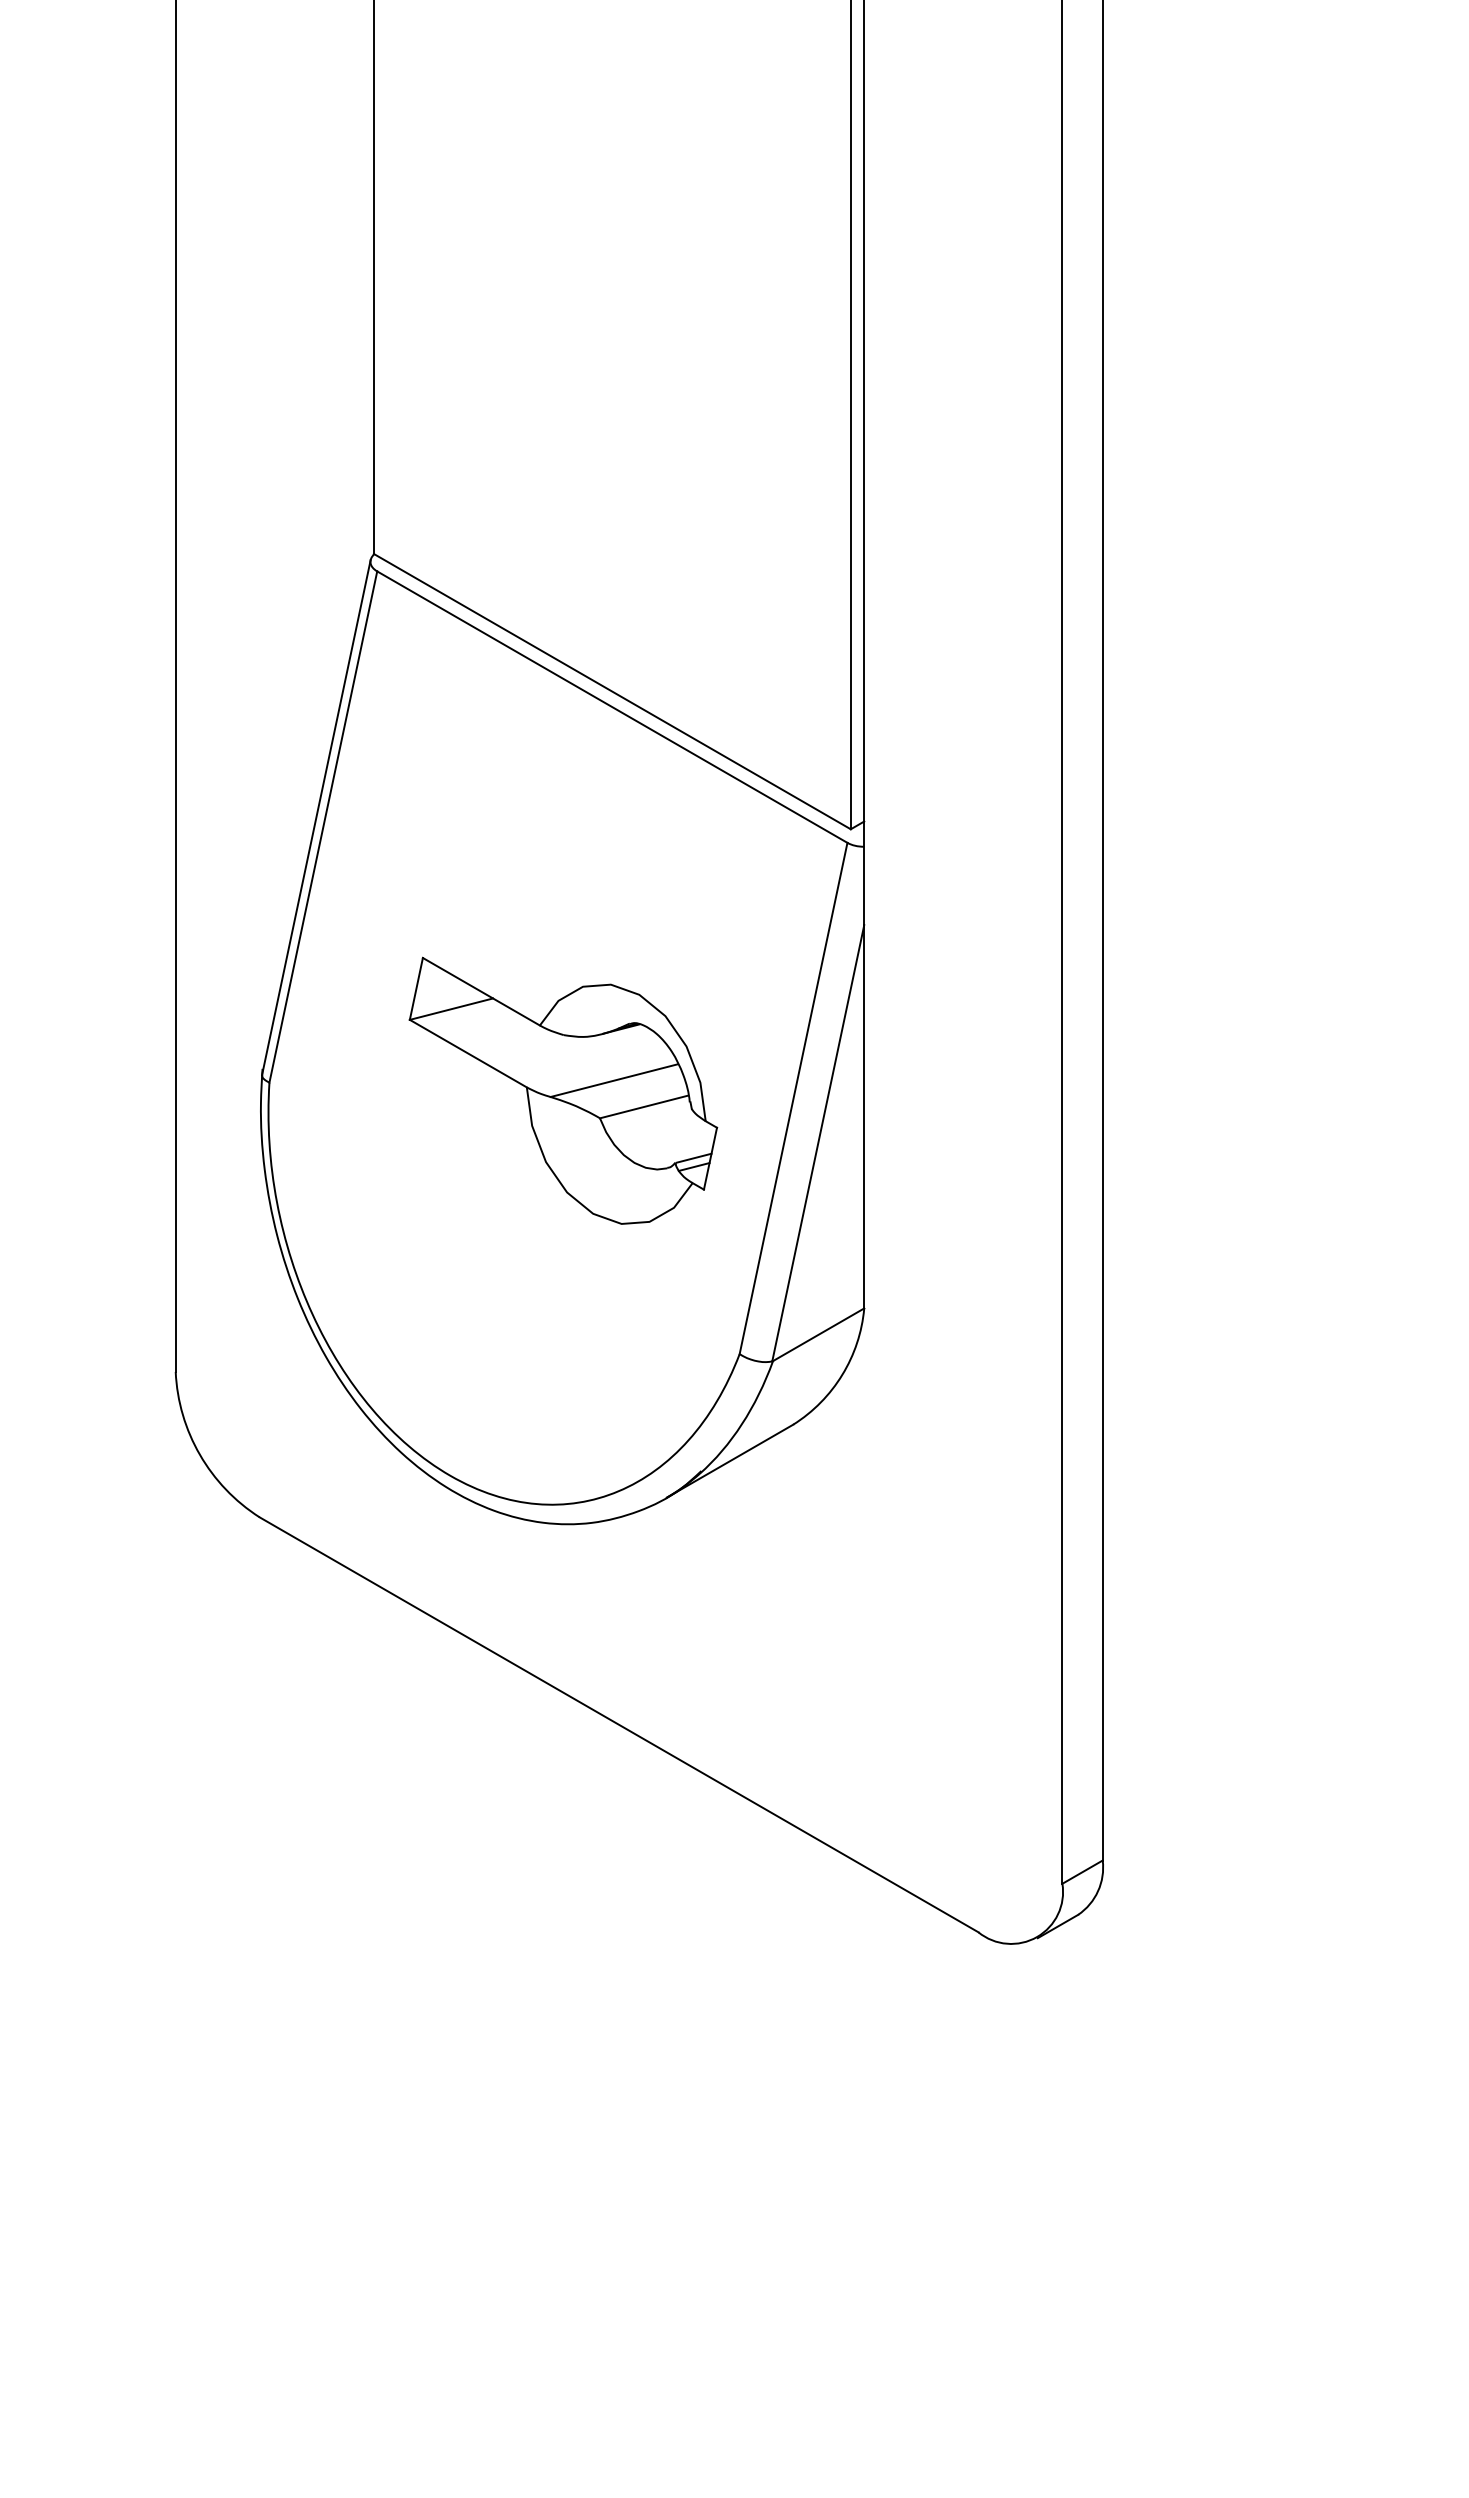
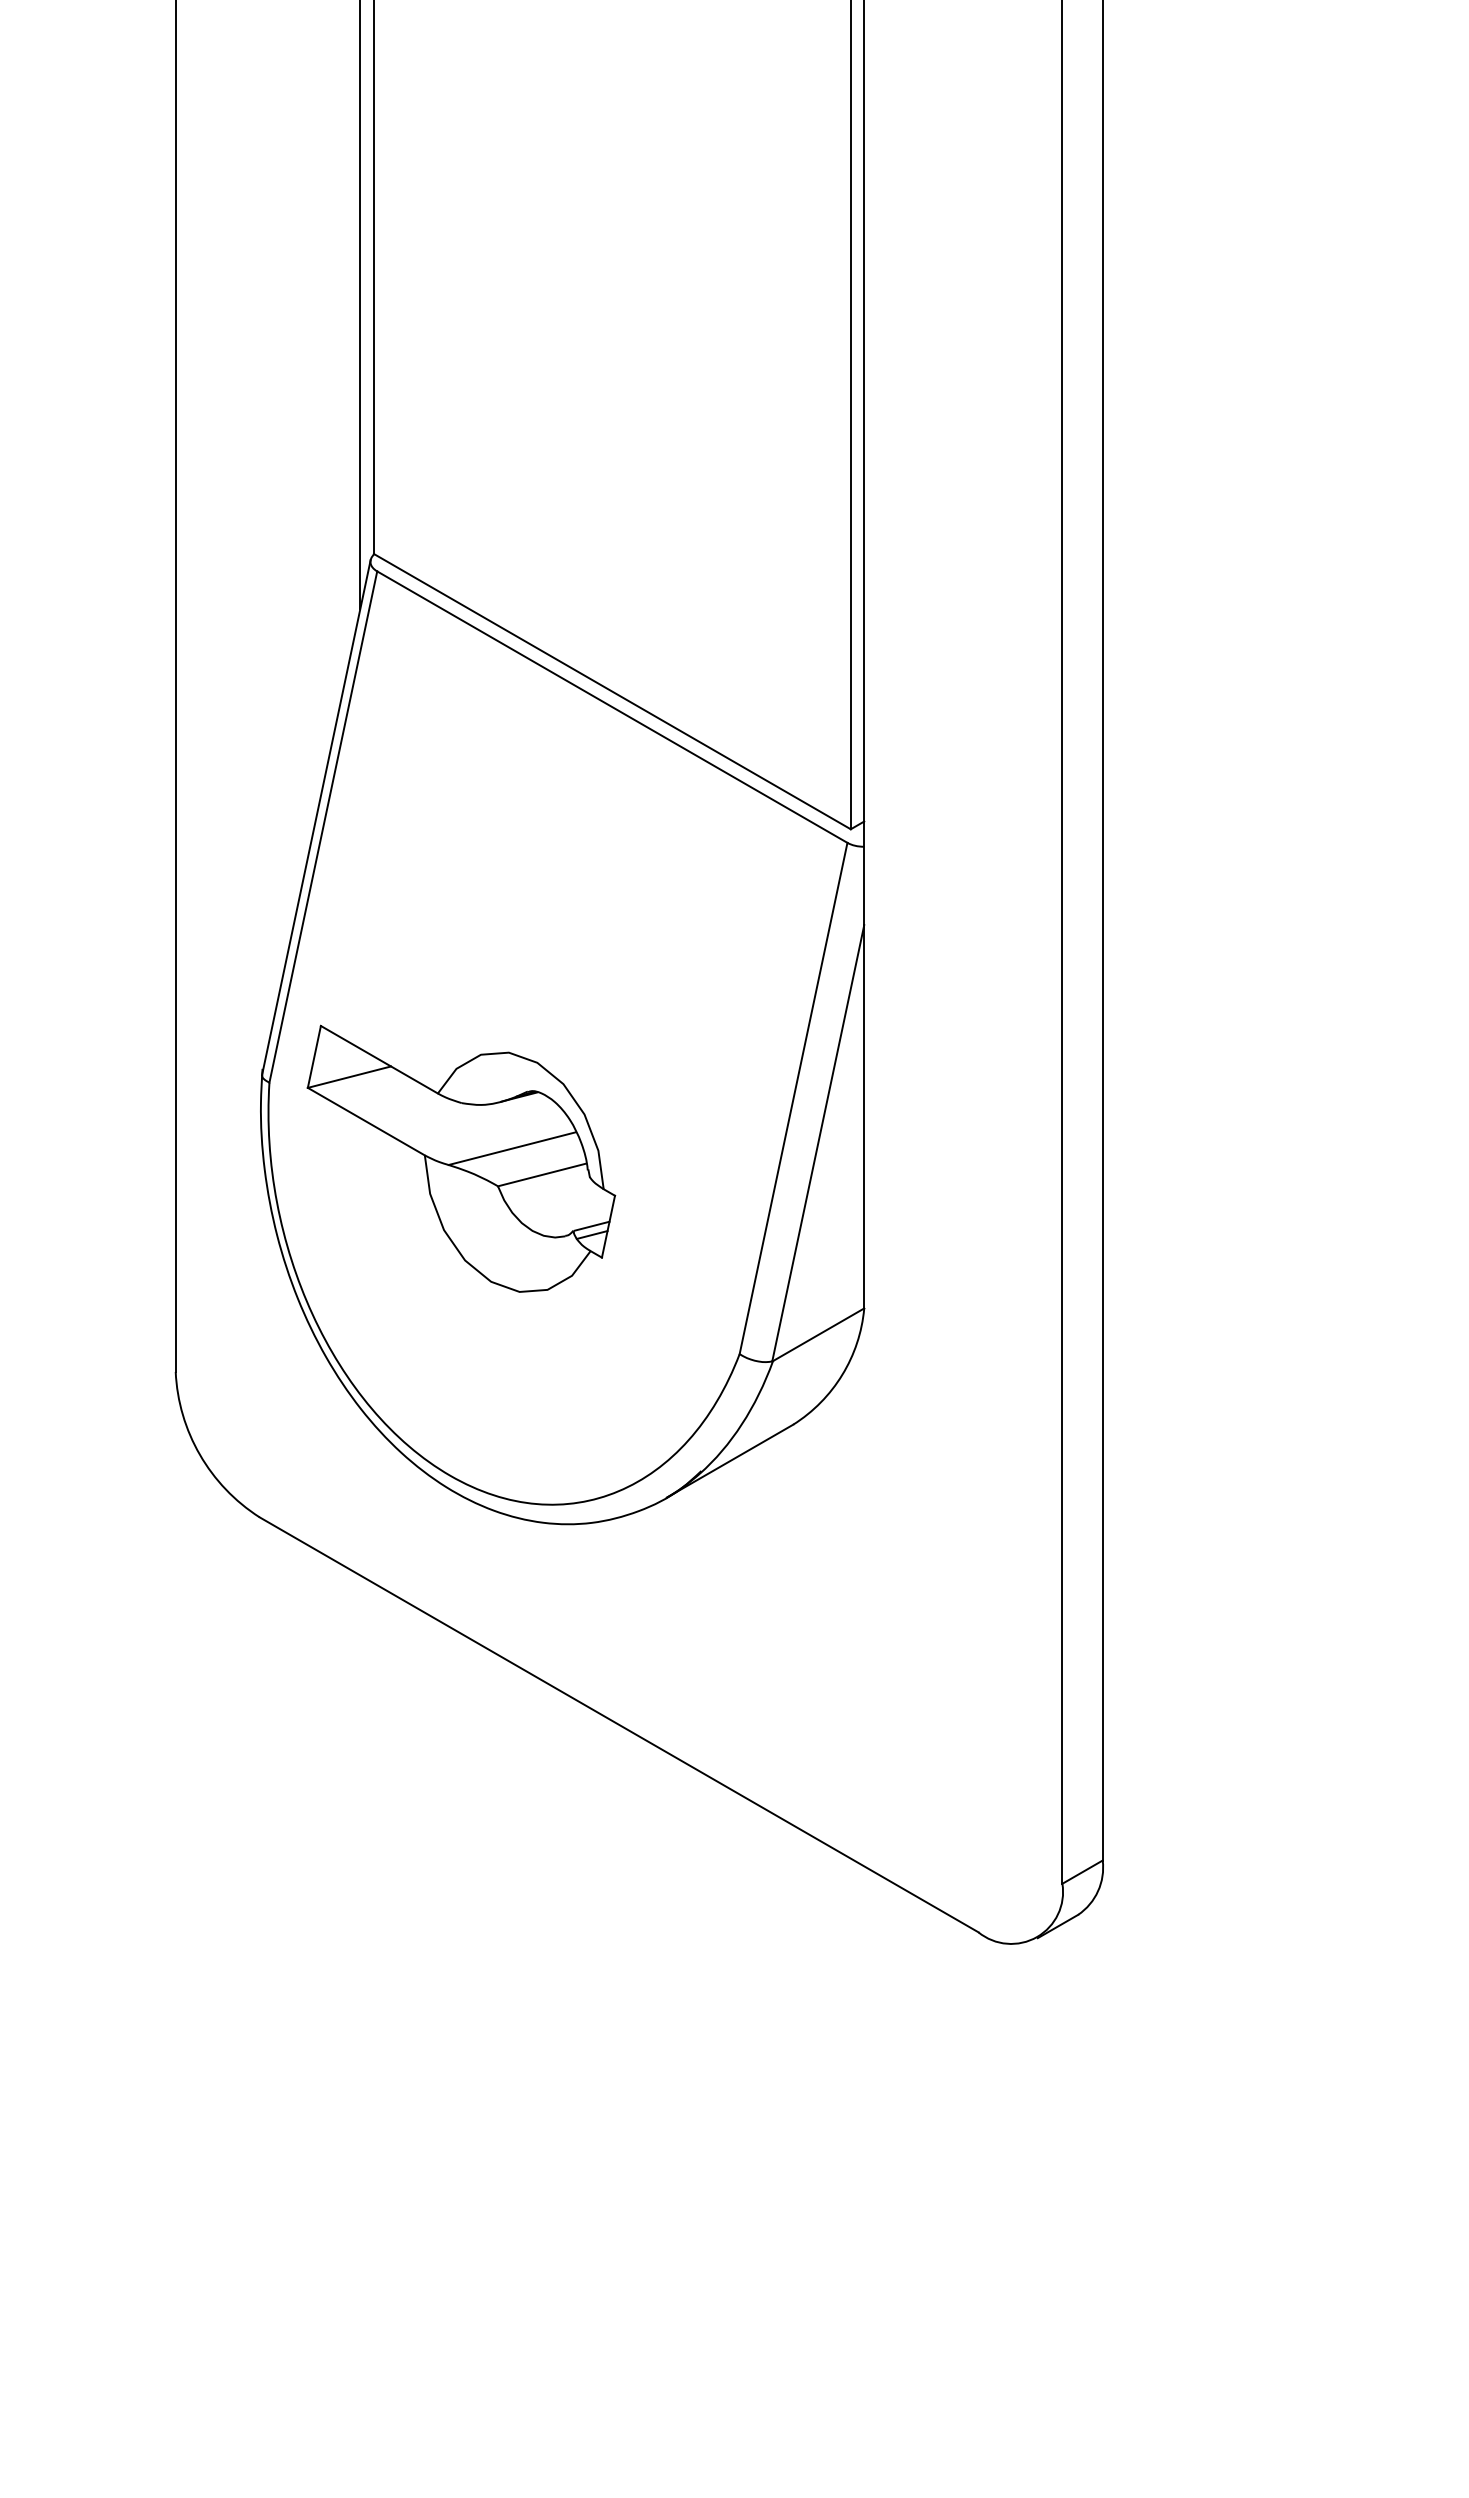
line: none -> present (360, 305)
part position: (563, 1090) -> (461, 1158) (461, 1158)
